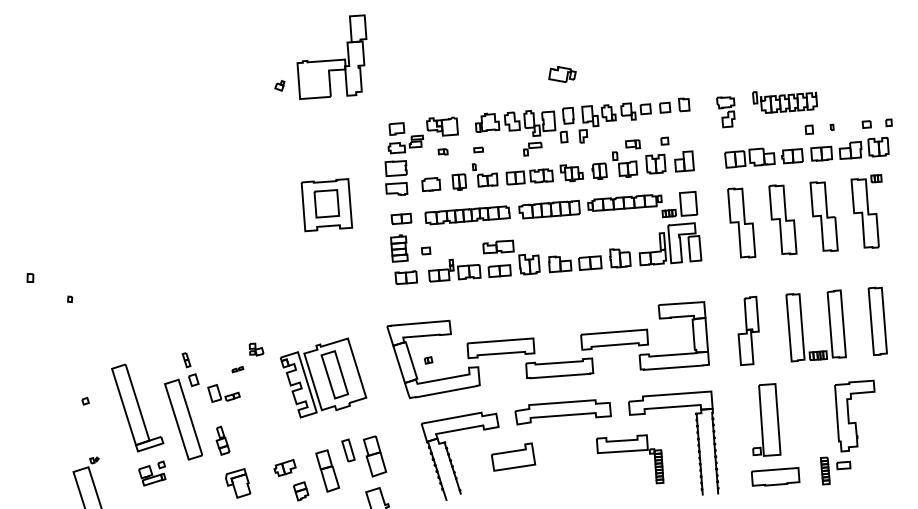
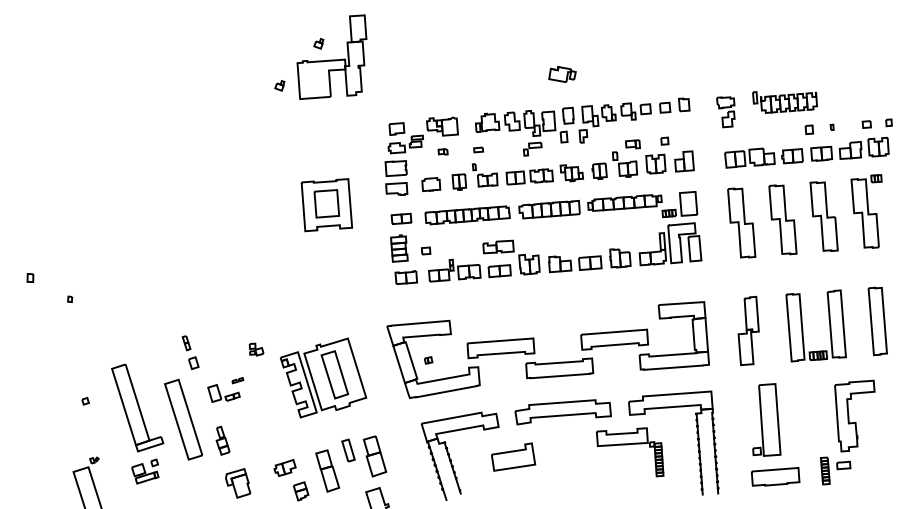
part: none -> present (318, 43)
part position: (190, 369) -> (190, 352) (190, 352)
part position: (237, 369) -> (237, 380) (237, 380)
part position: (628, 452) -> (628, 445) (628, 445)
part position: (152, 473) -> (145, 471) (145, 471)
